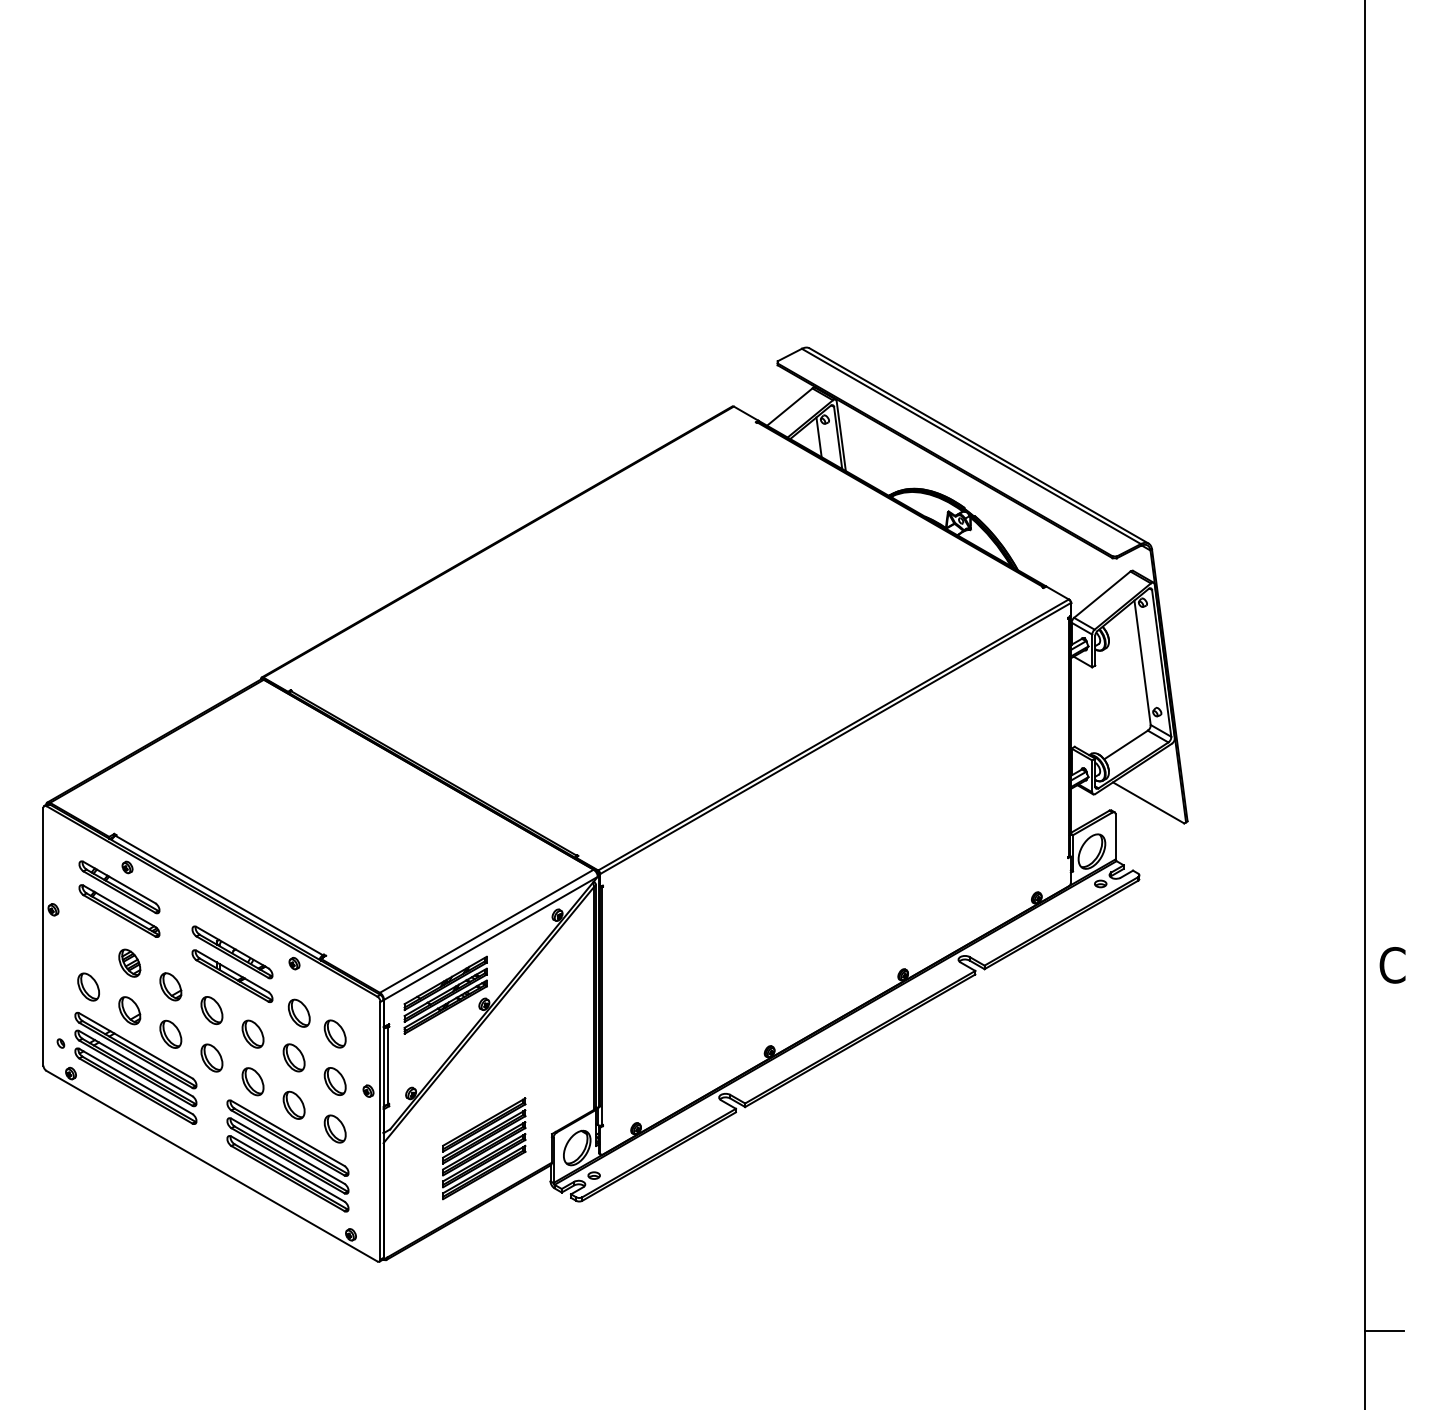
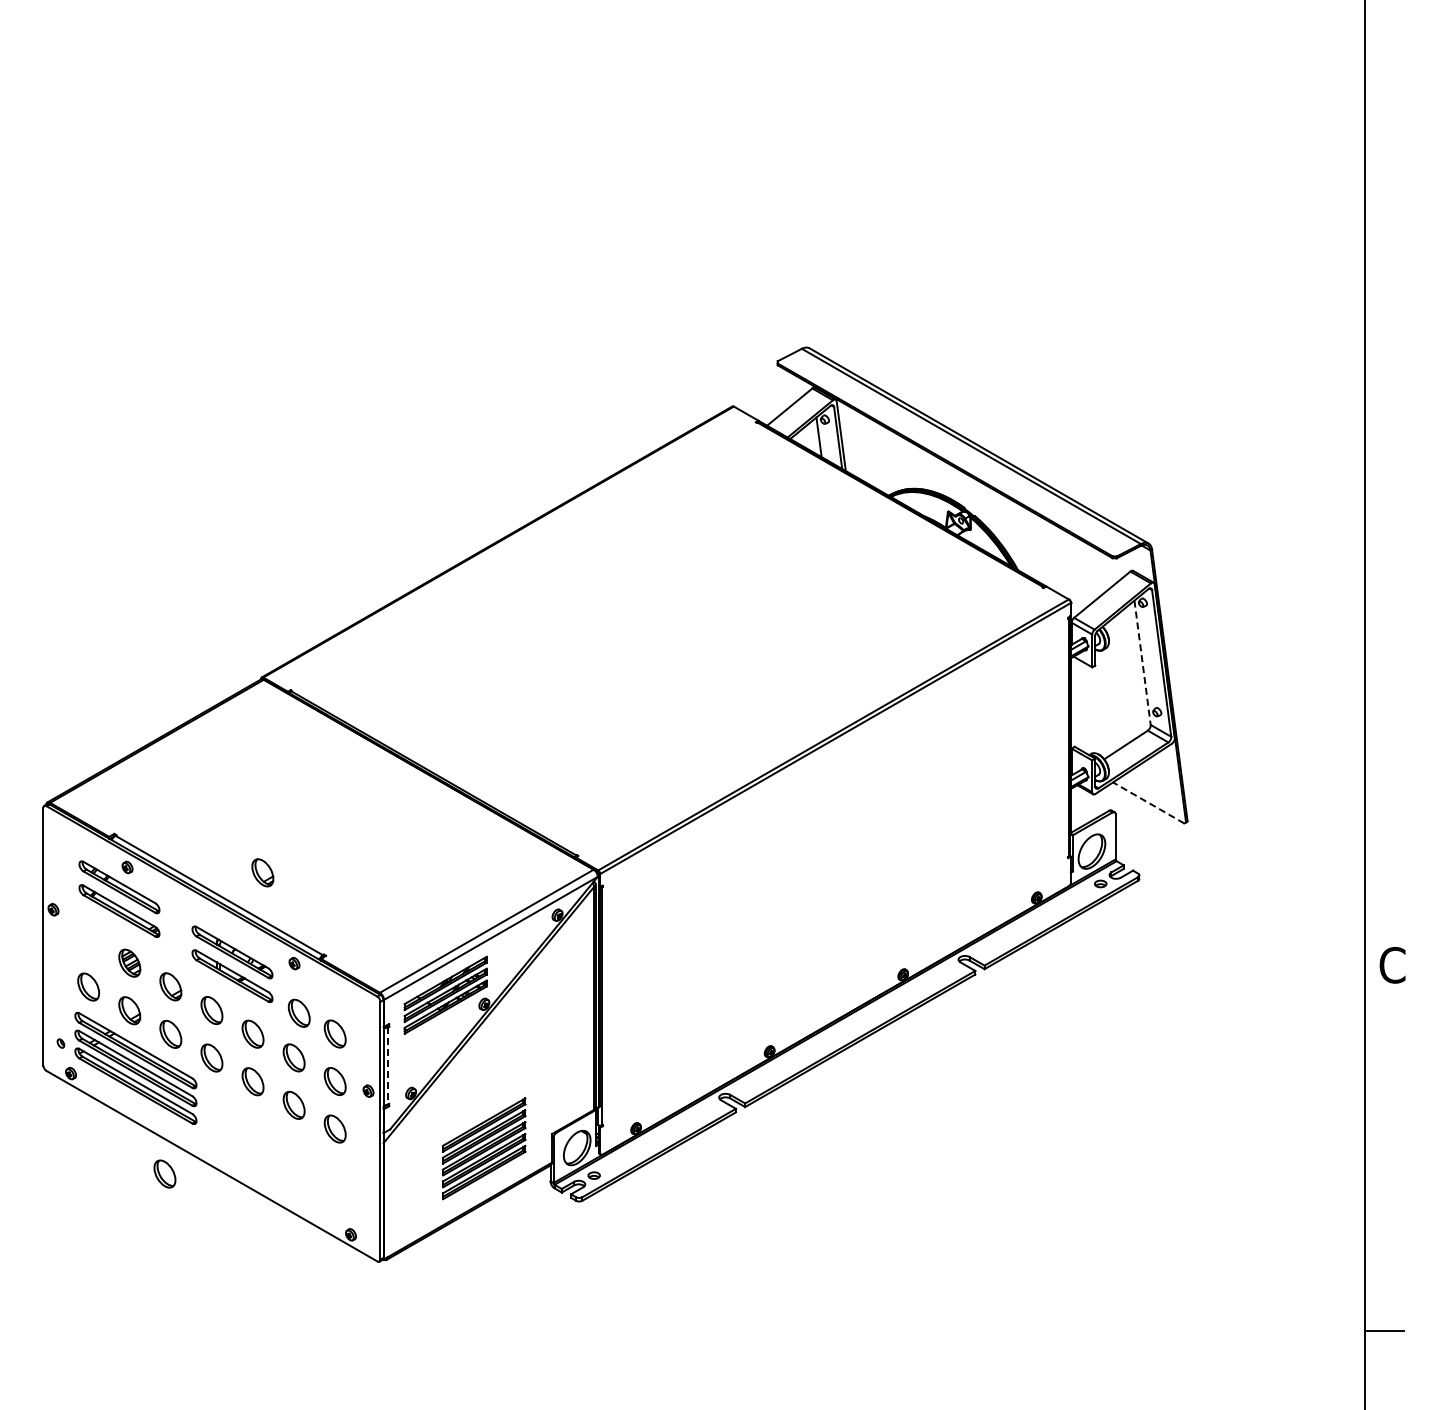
line: solid -> dashed (1142, 662)
line: solid -> dashed (1148, 802)
part: none -> present (262, 872)
line: solid -> dashed (388, 1065)
part: present -> none (287, 1155)
part: none -> present (164, 1173)
